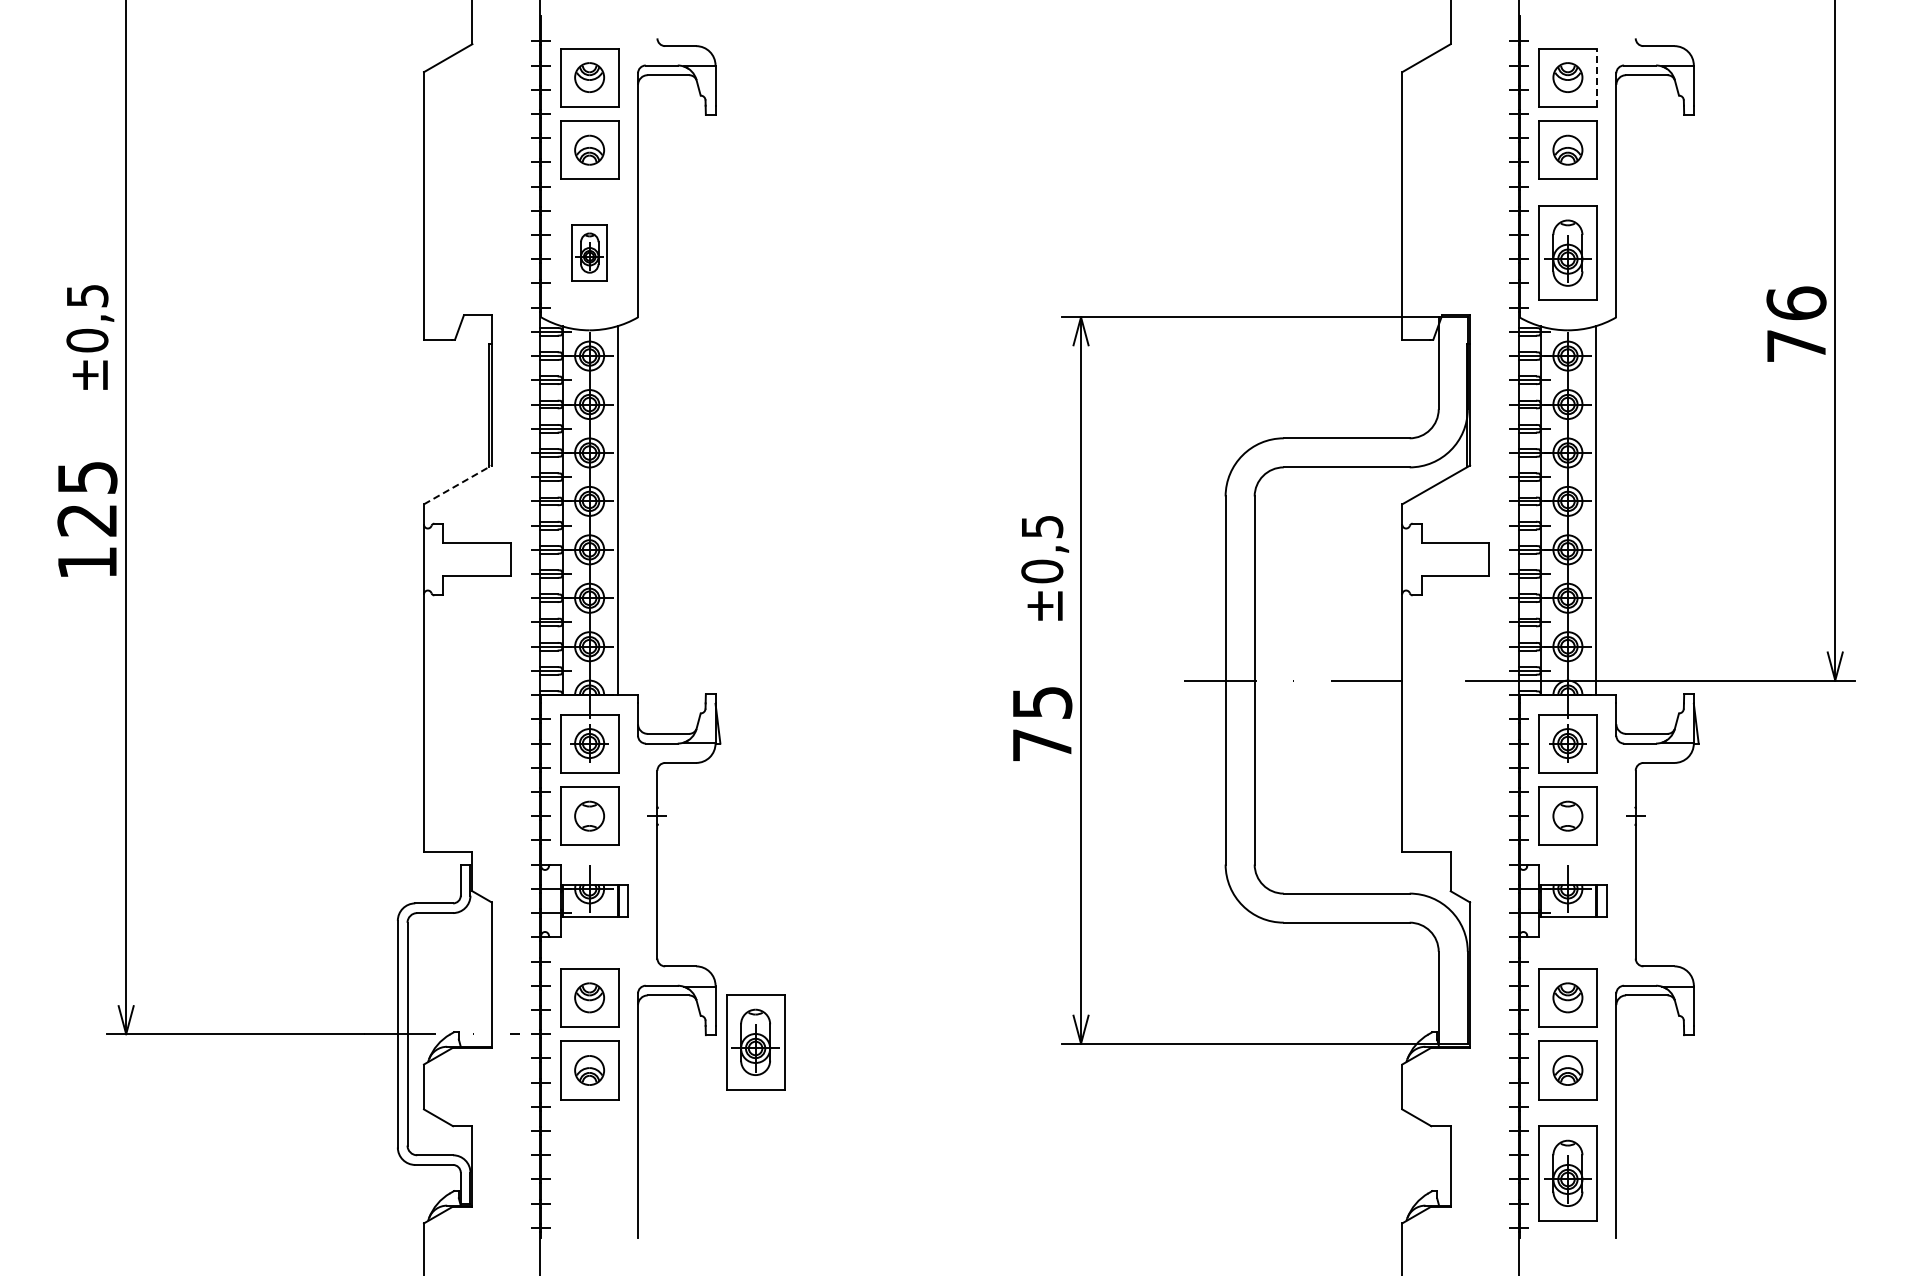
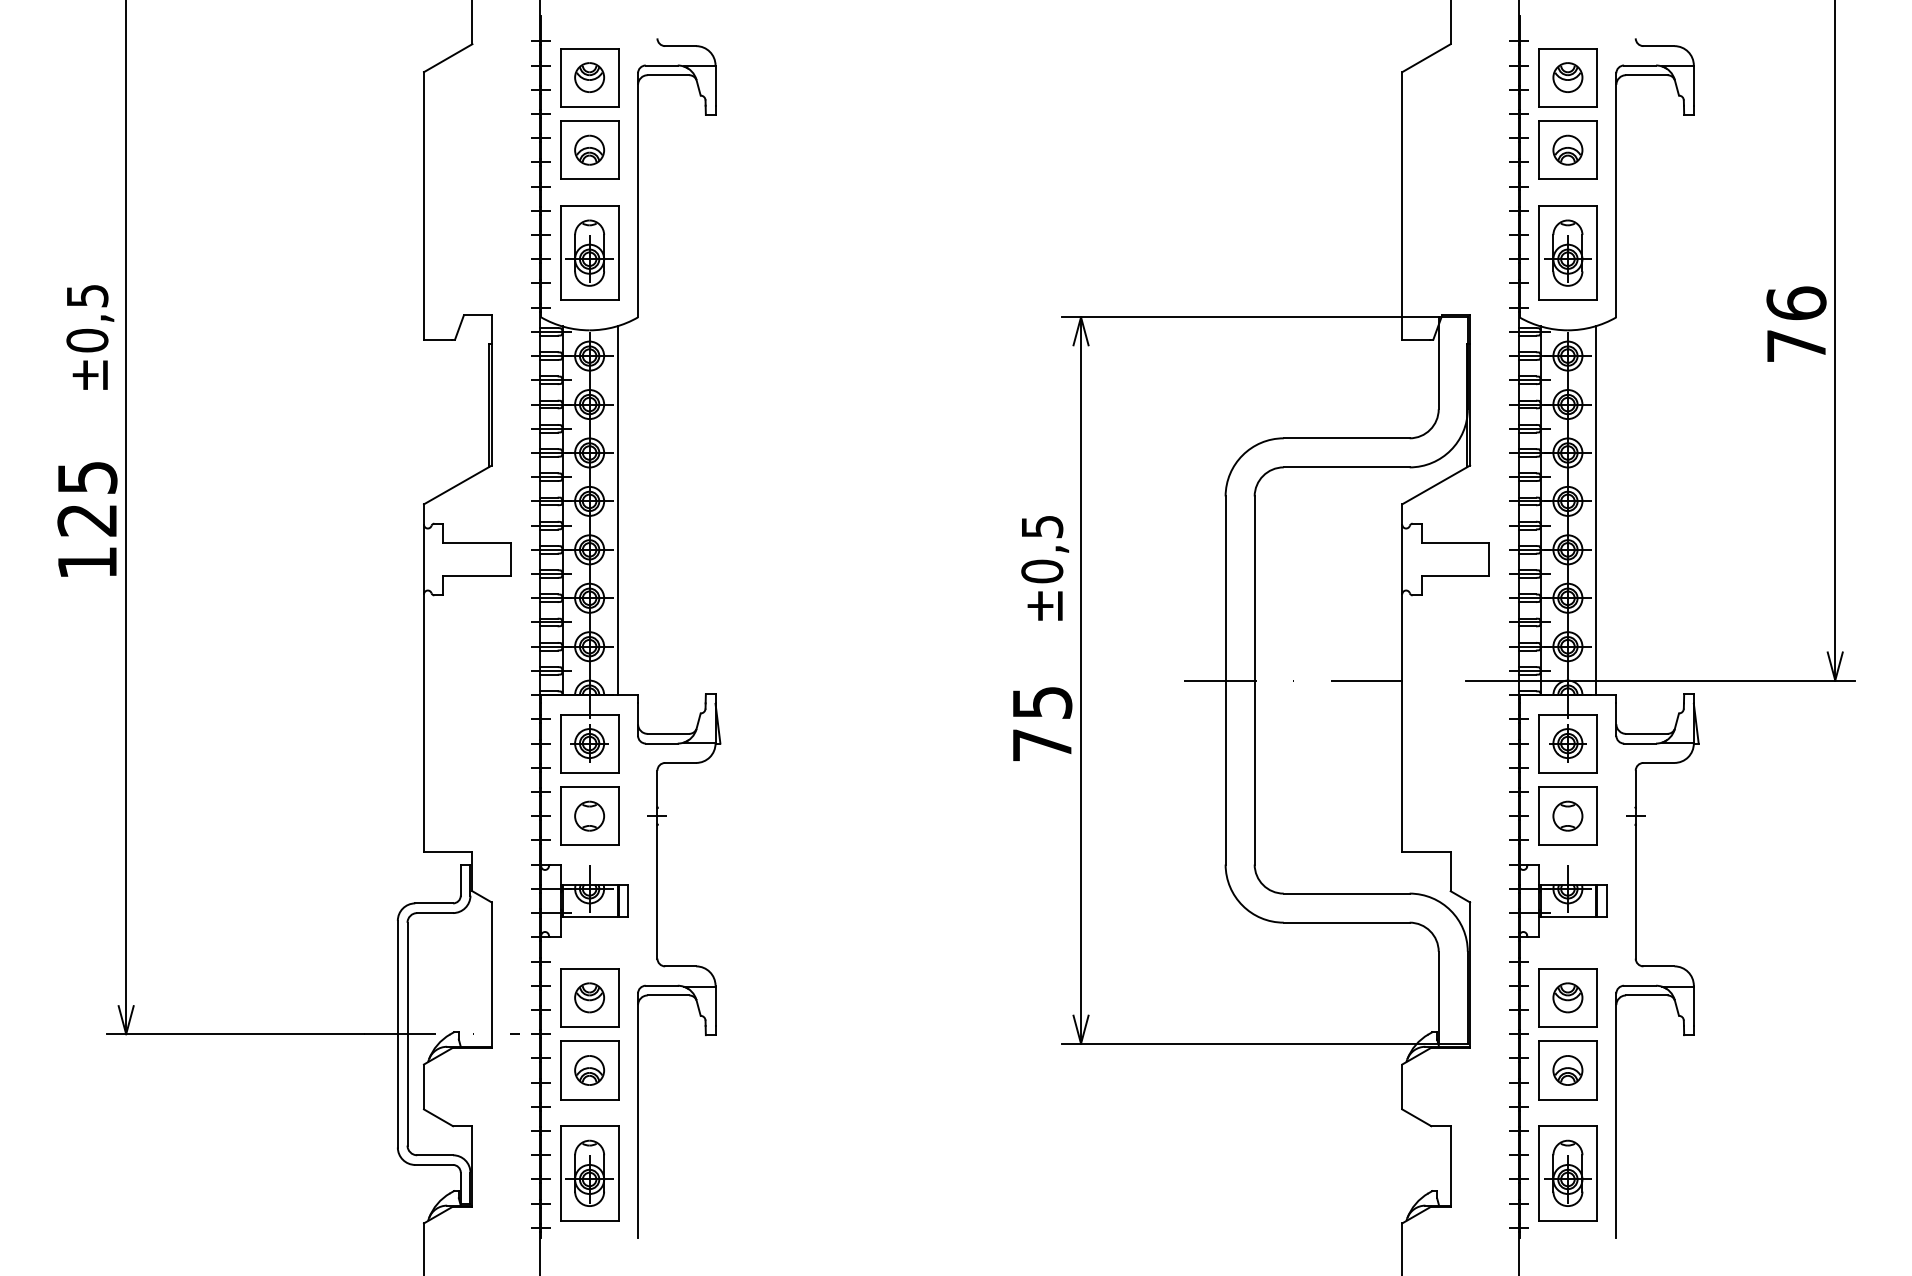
line: dashed -> solid (1596, 77)
part size: 37x58 px -> 60x96 px (589, 252)
line: dashed -> solid (458, 484)
part position: (755, 1042) -> (589, 1173) (589, 1173)
